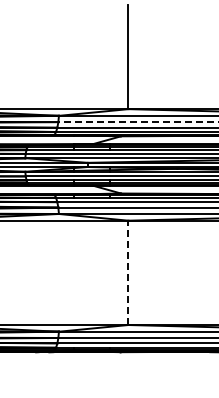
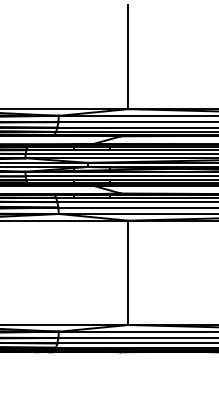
line: dashed -> solid (138, 122)
line: dashed -> solid (128, 272)
